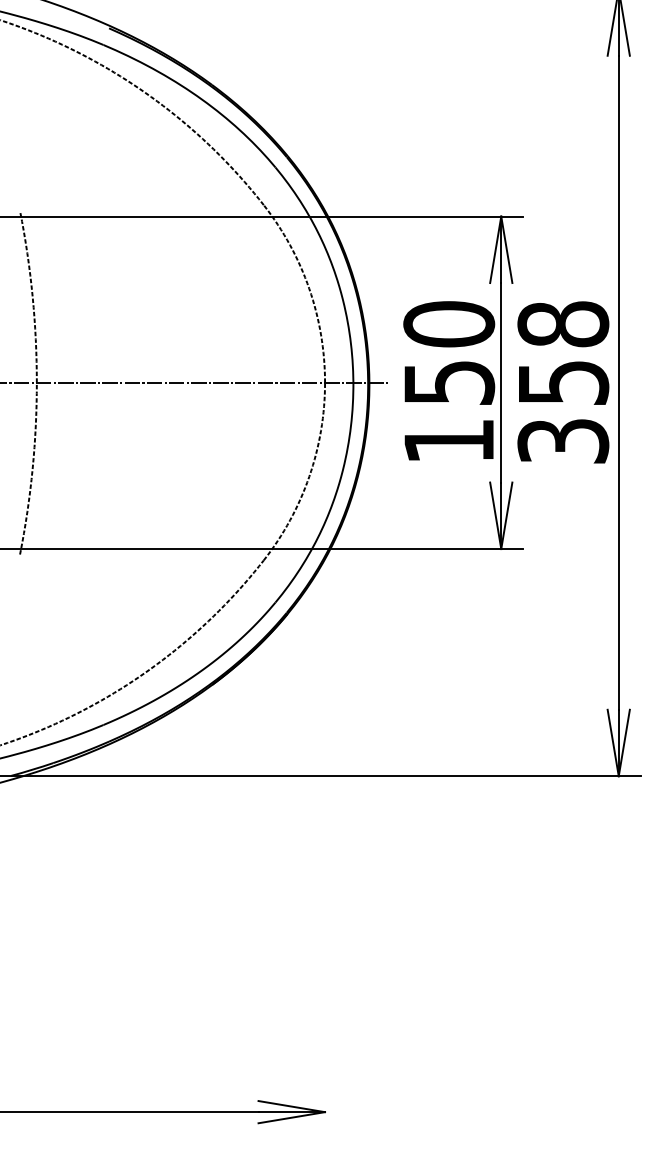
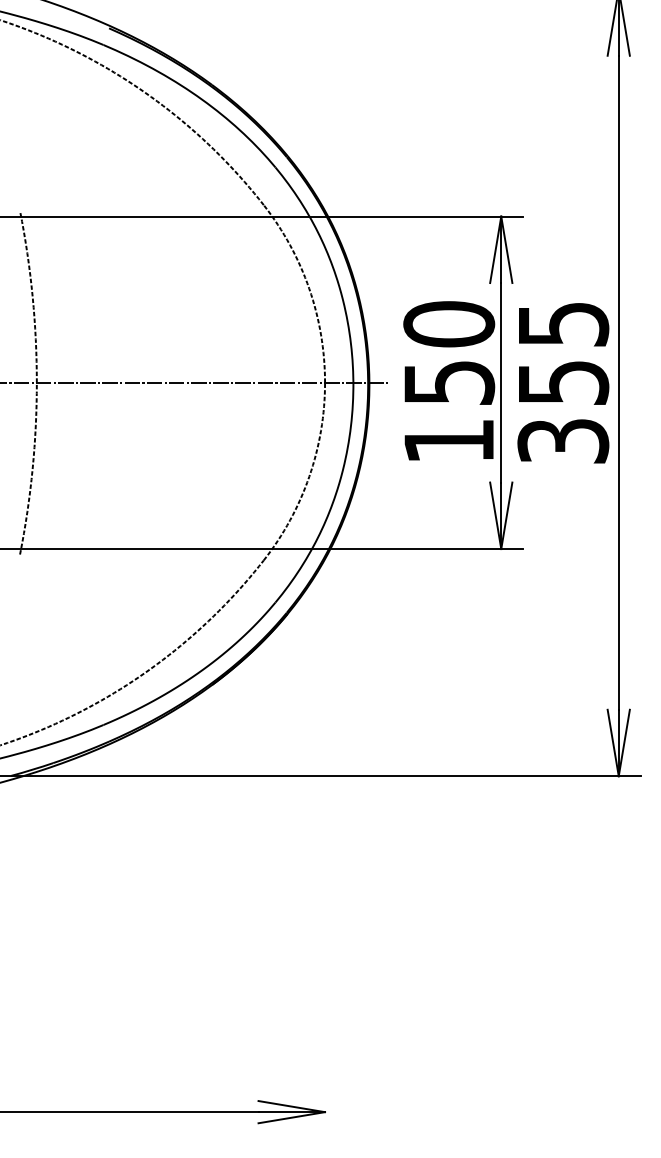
text: 358 -> 355 (563, 324)
